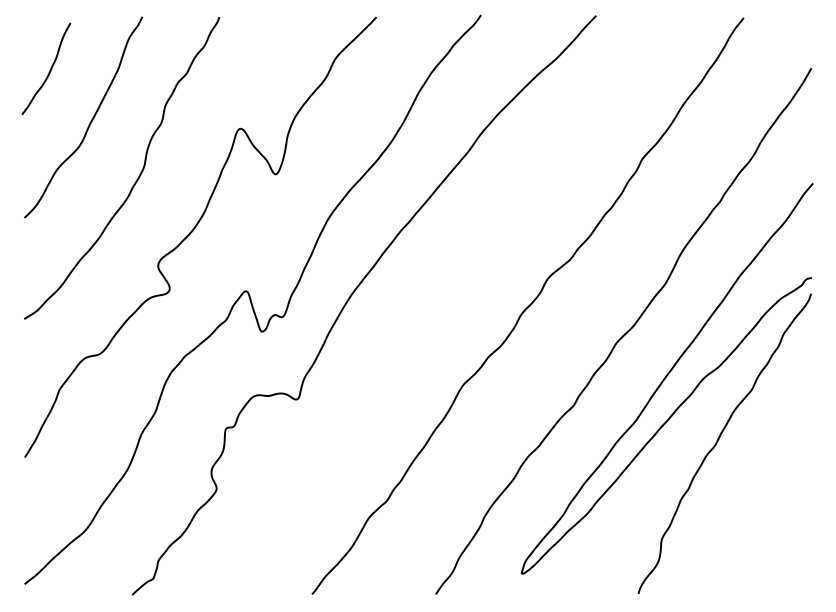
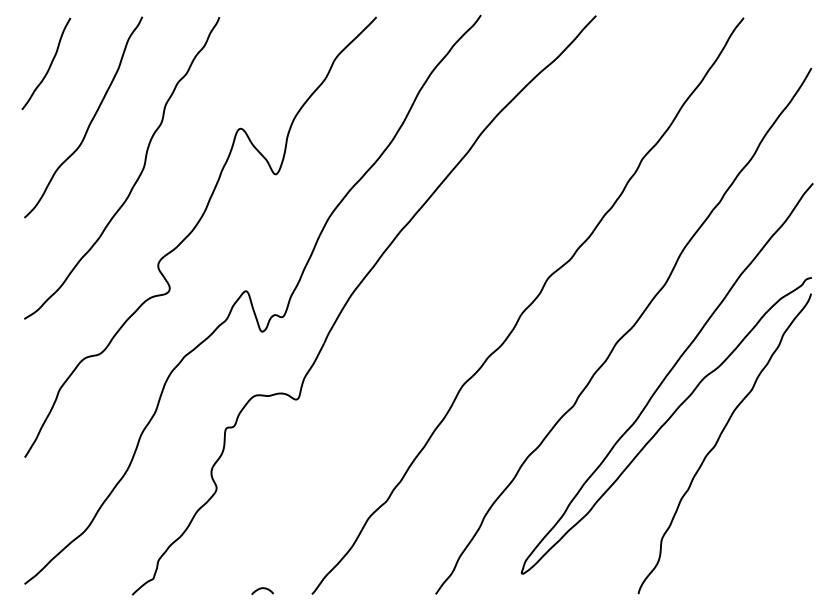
curve position: (49, 70) -> (49, 65) (49, 65)
curve: none -> present (262, 589)
